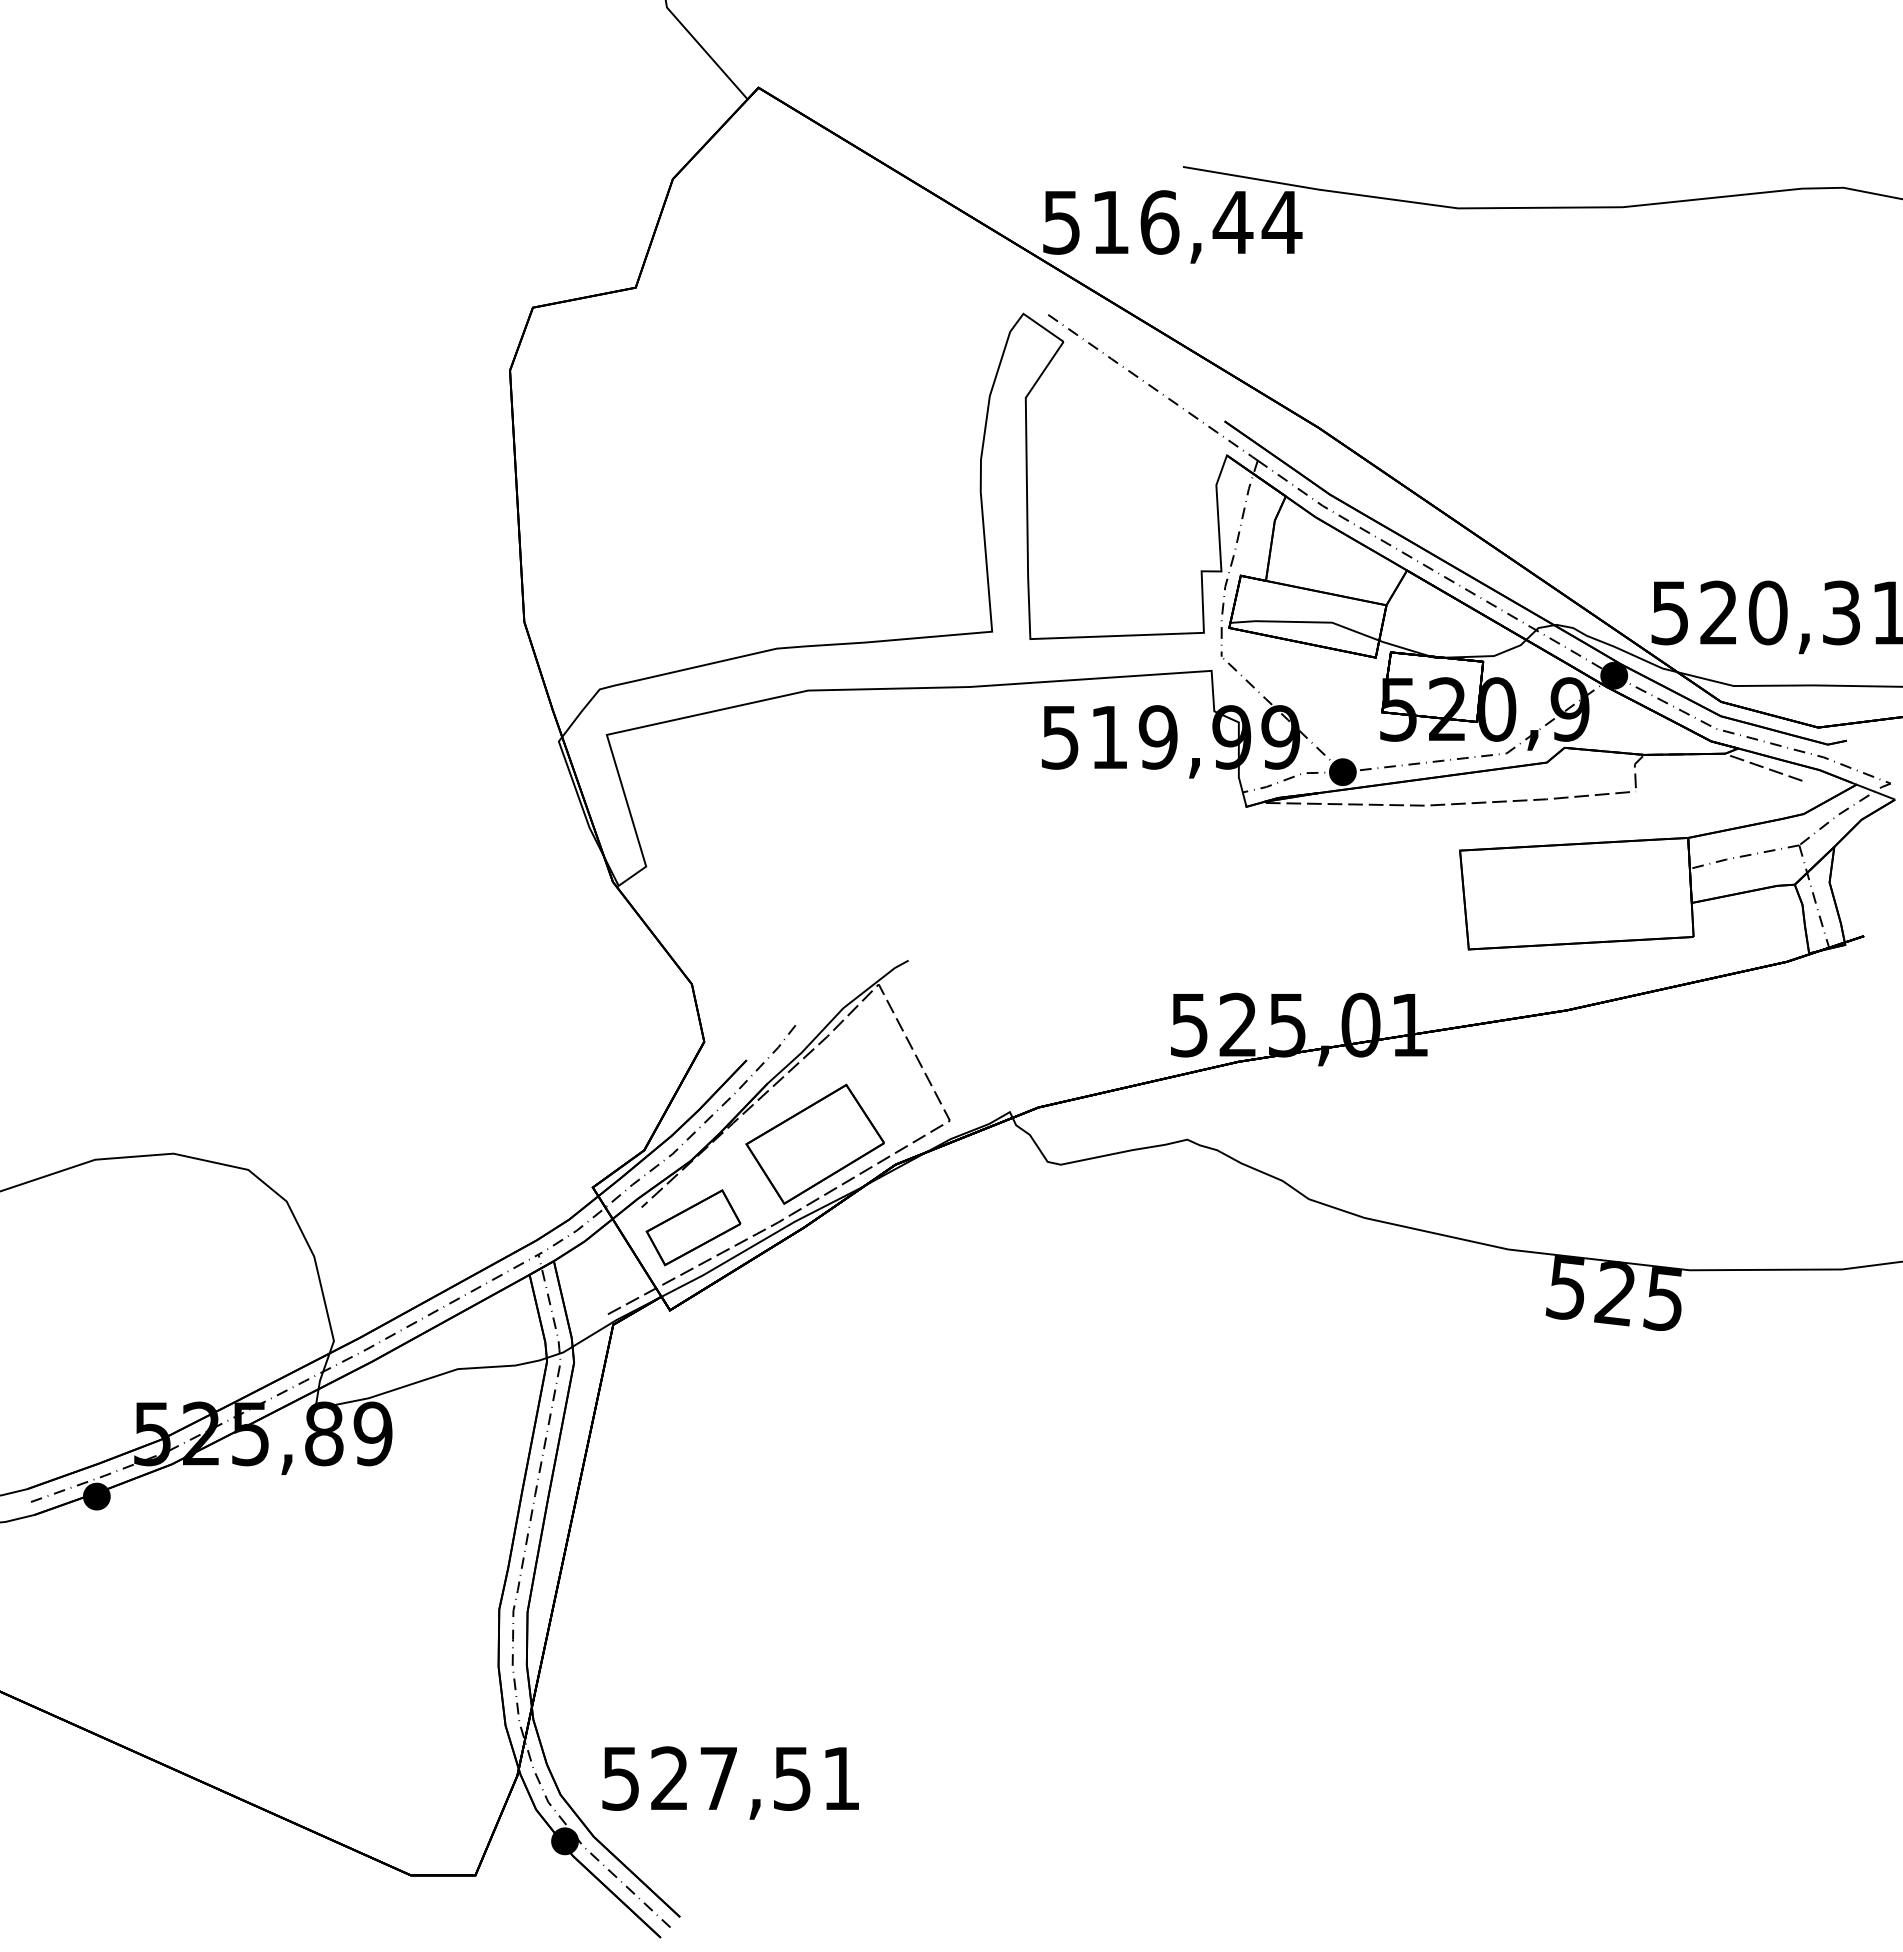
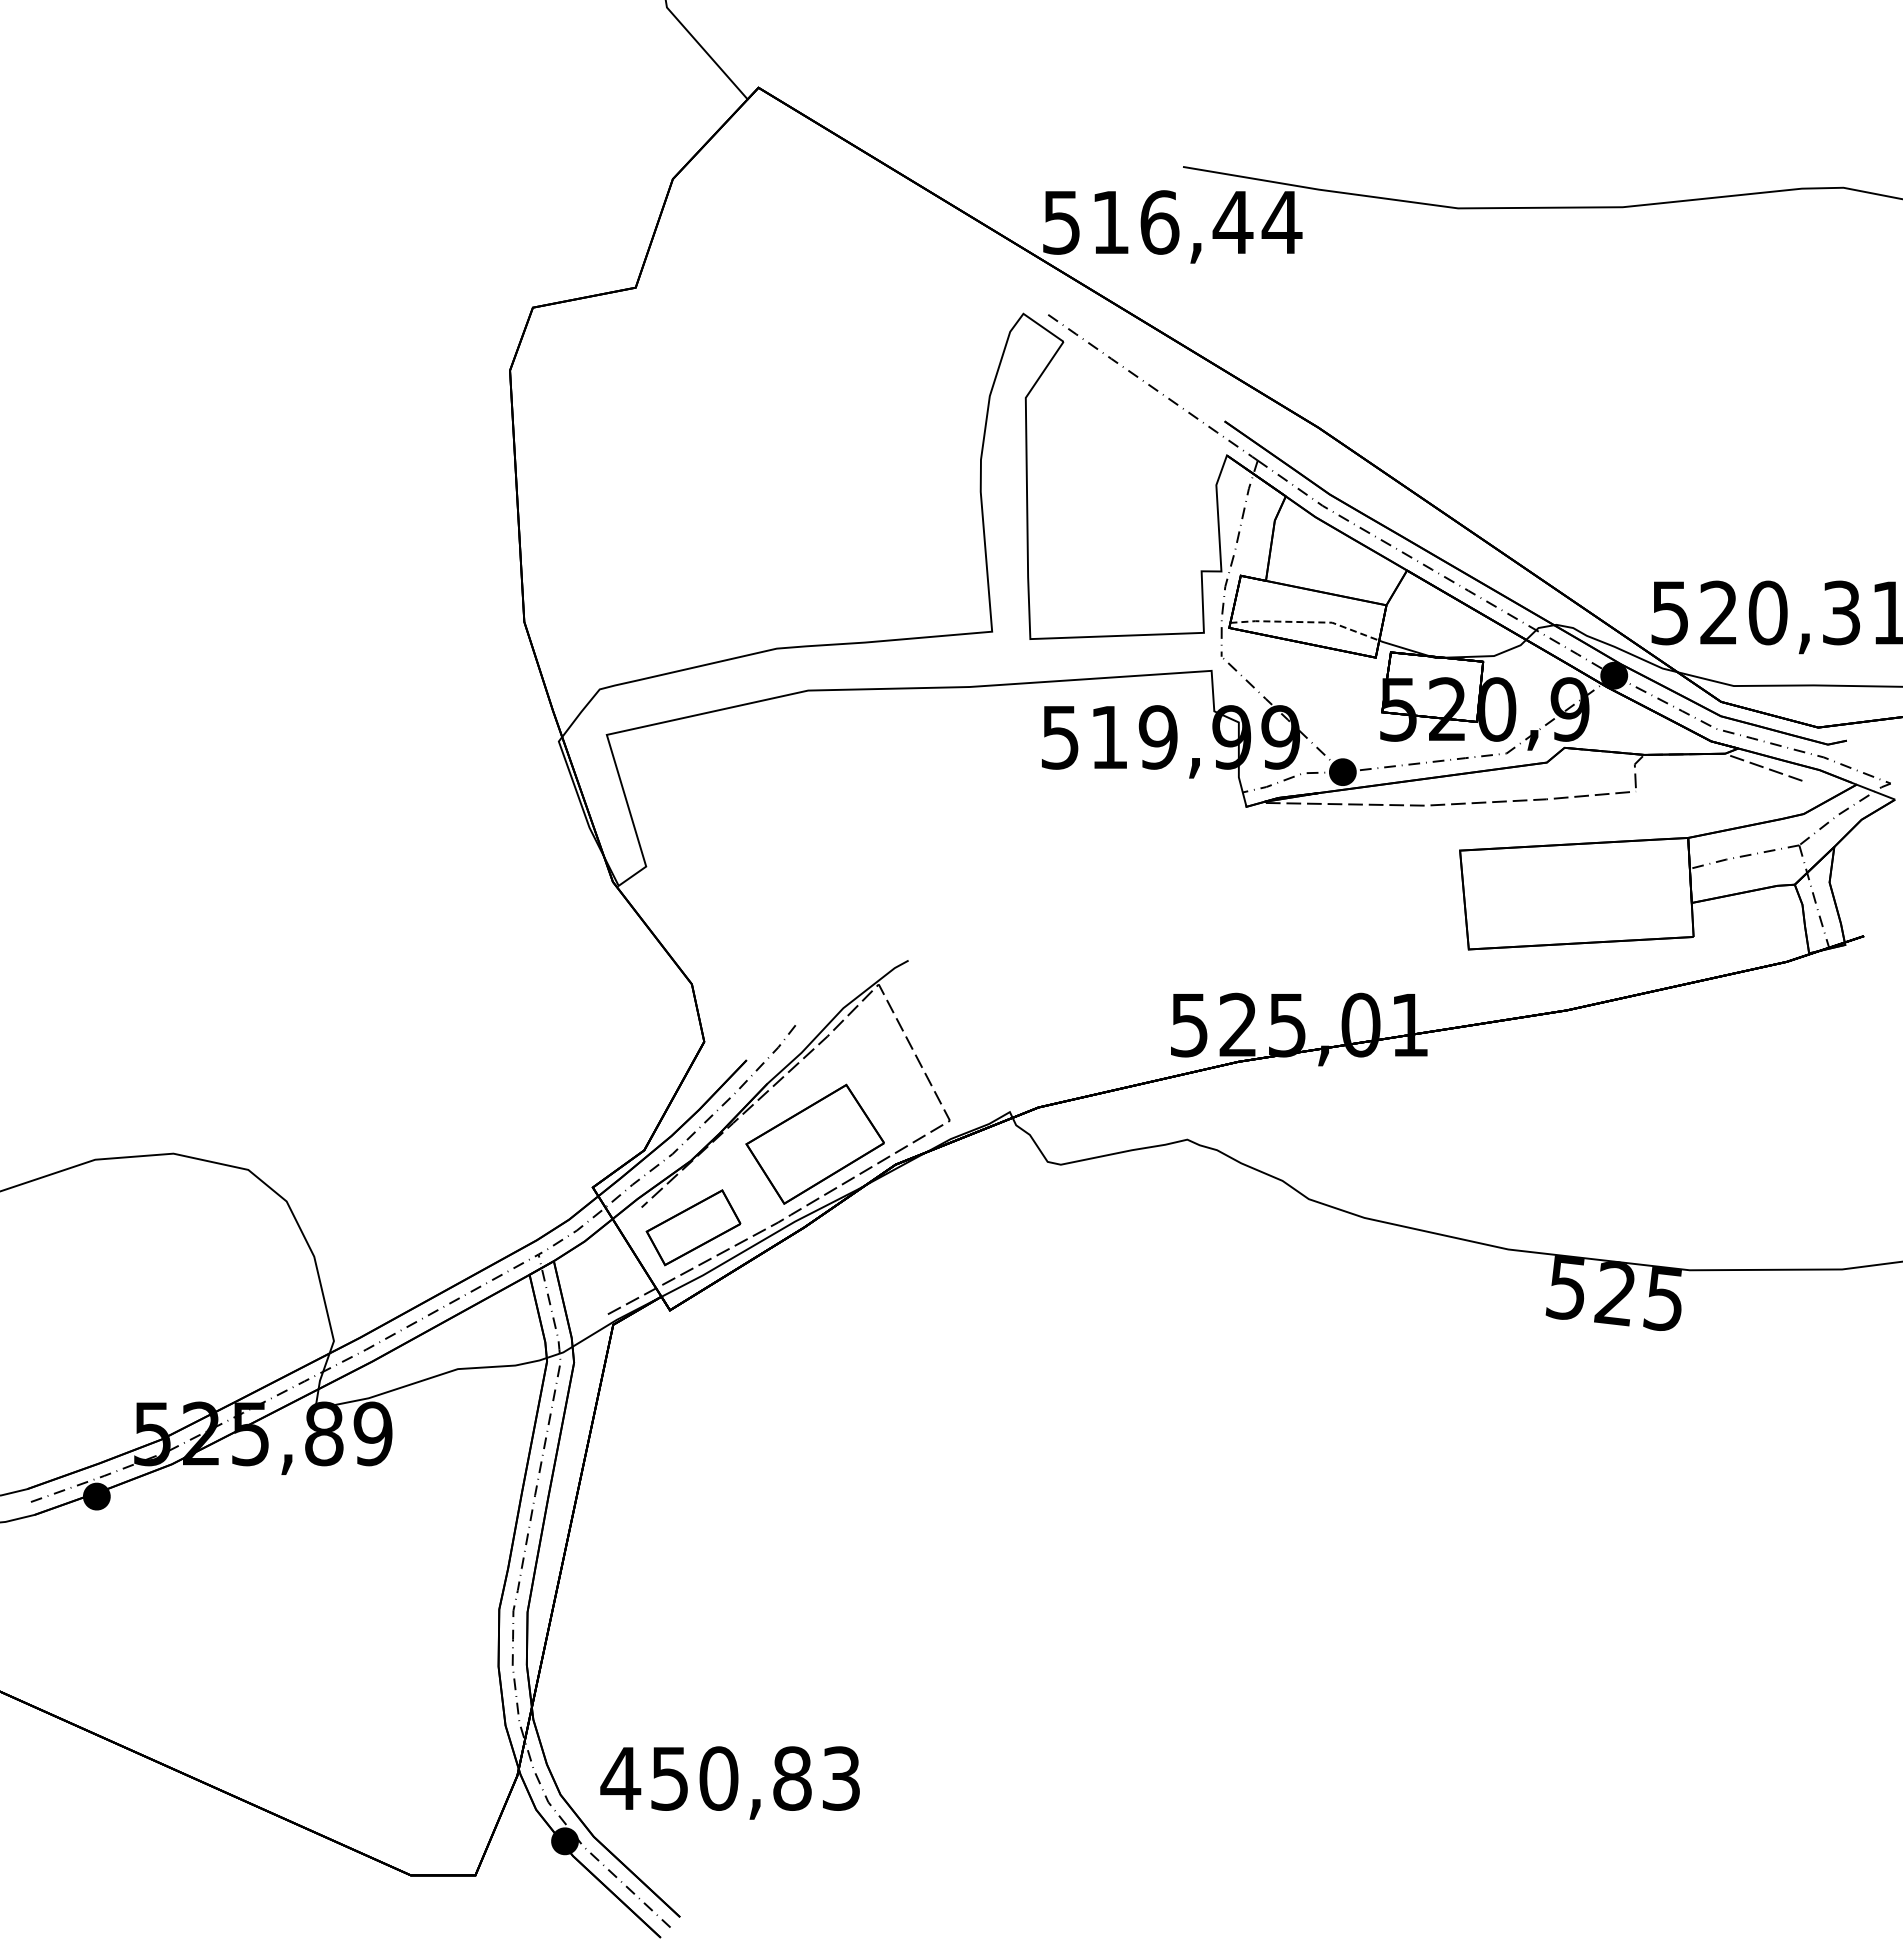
line: solid -> dashed (1307, 622)
text: 527,51 -> 450,83 (729, 1778)
